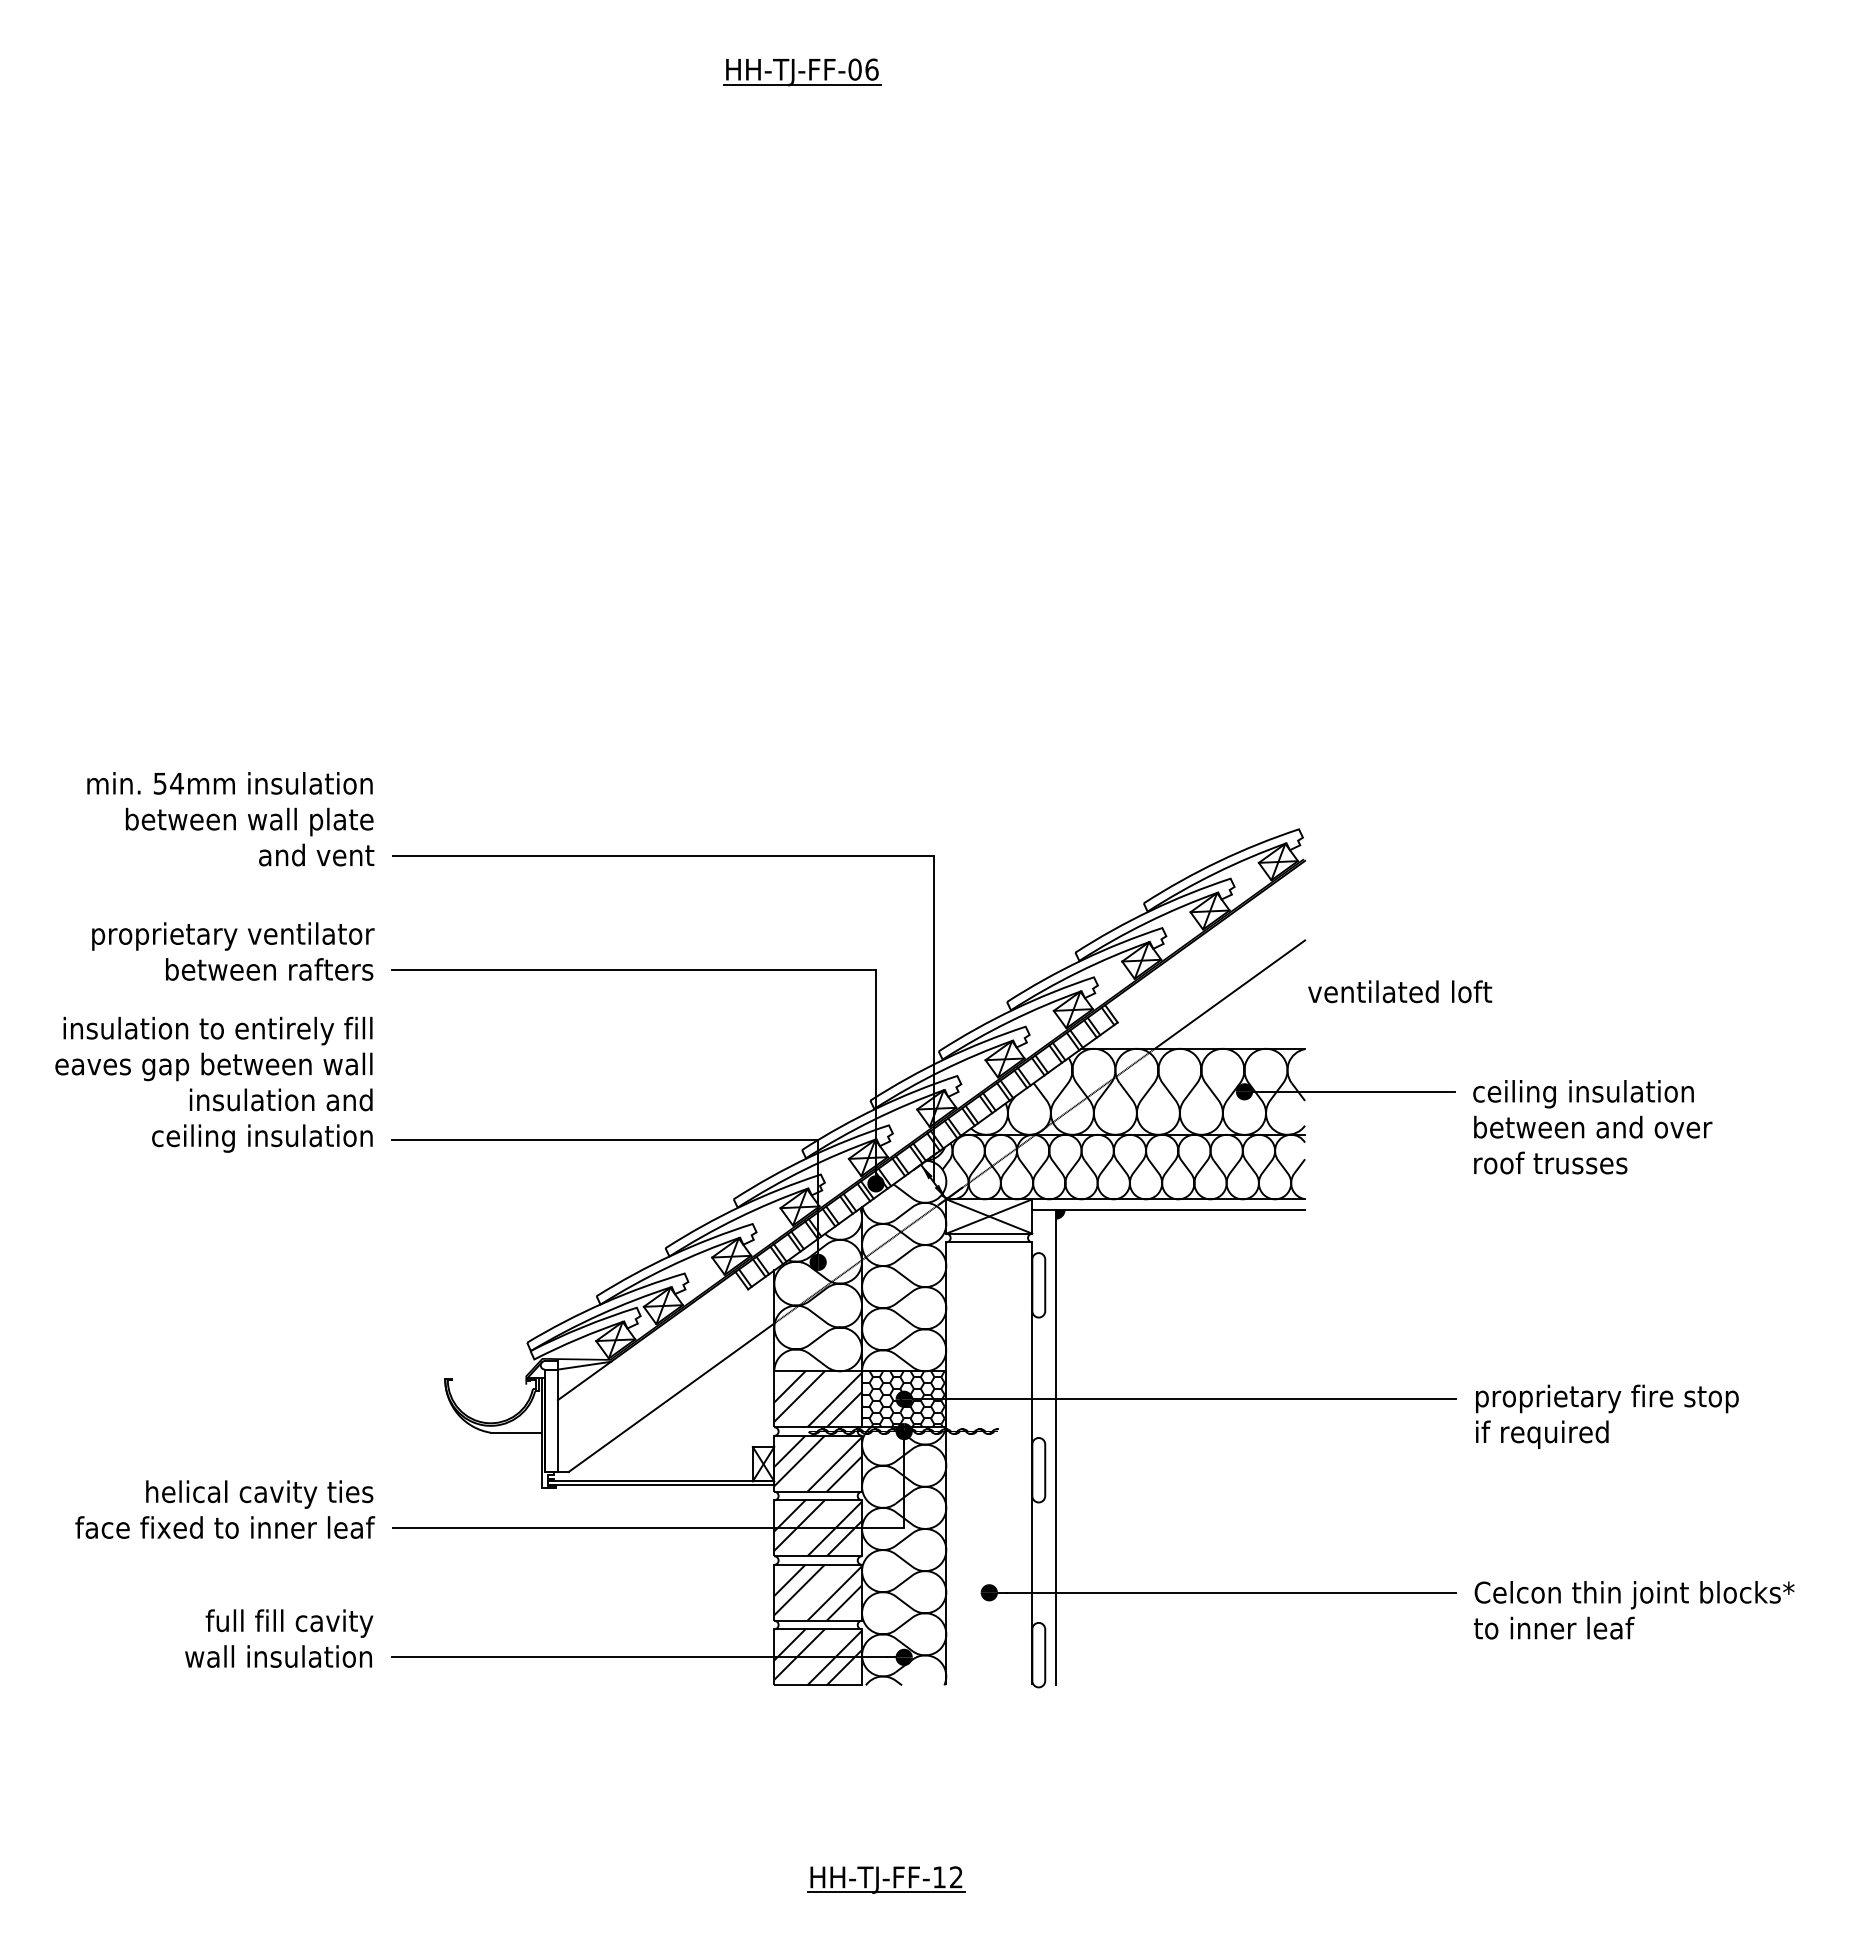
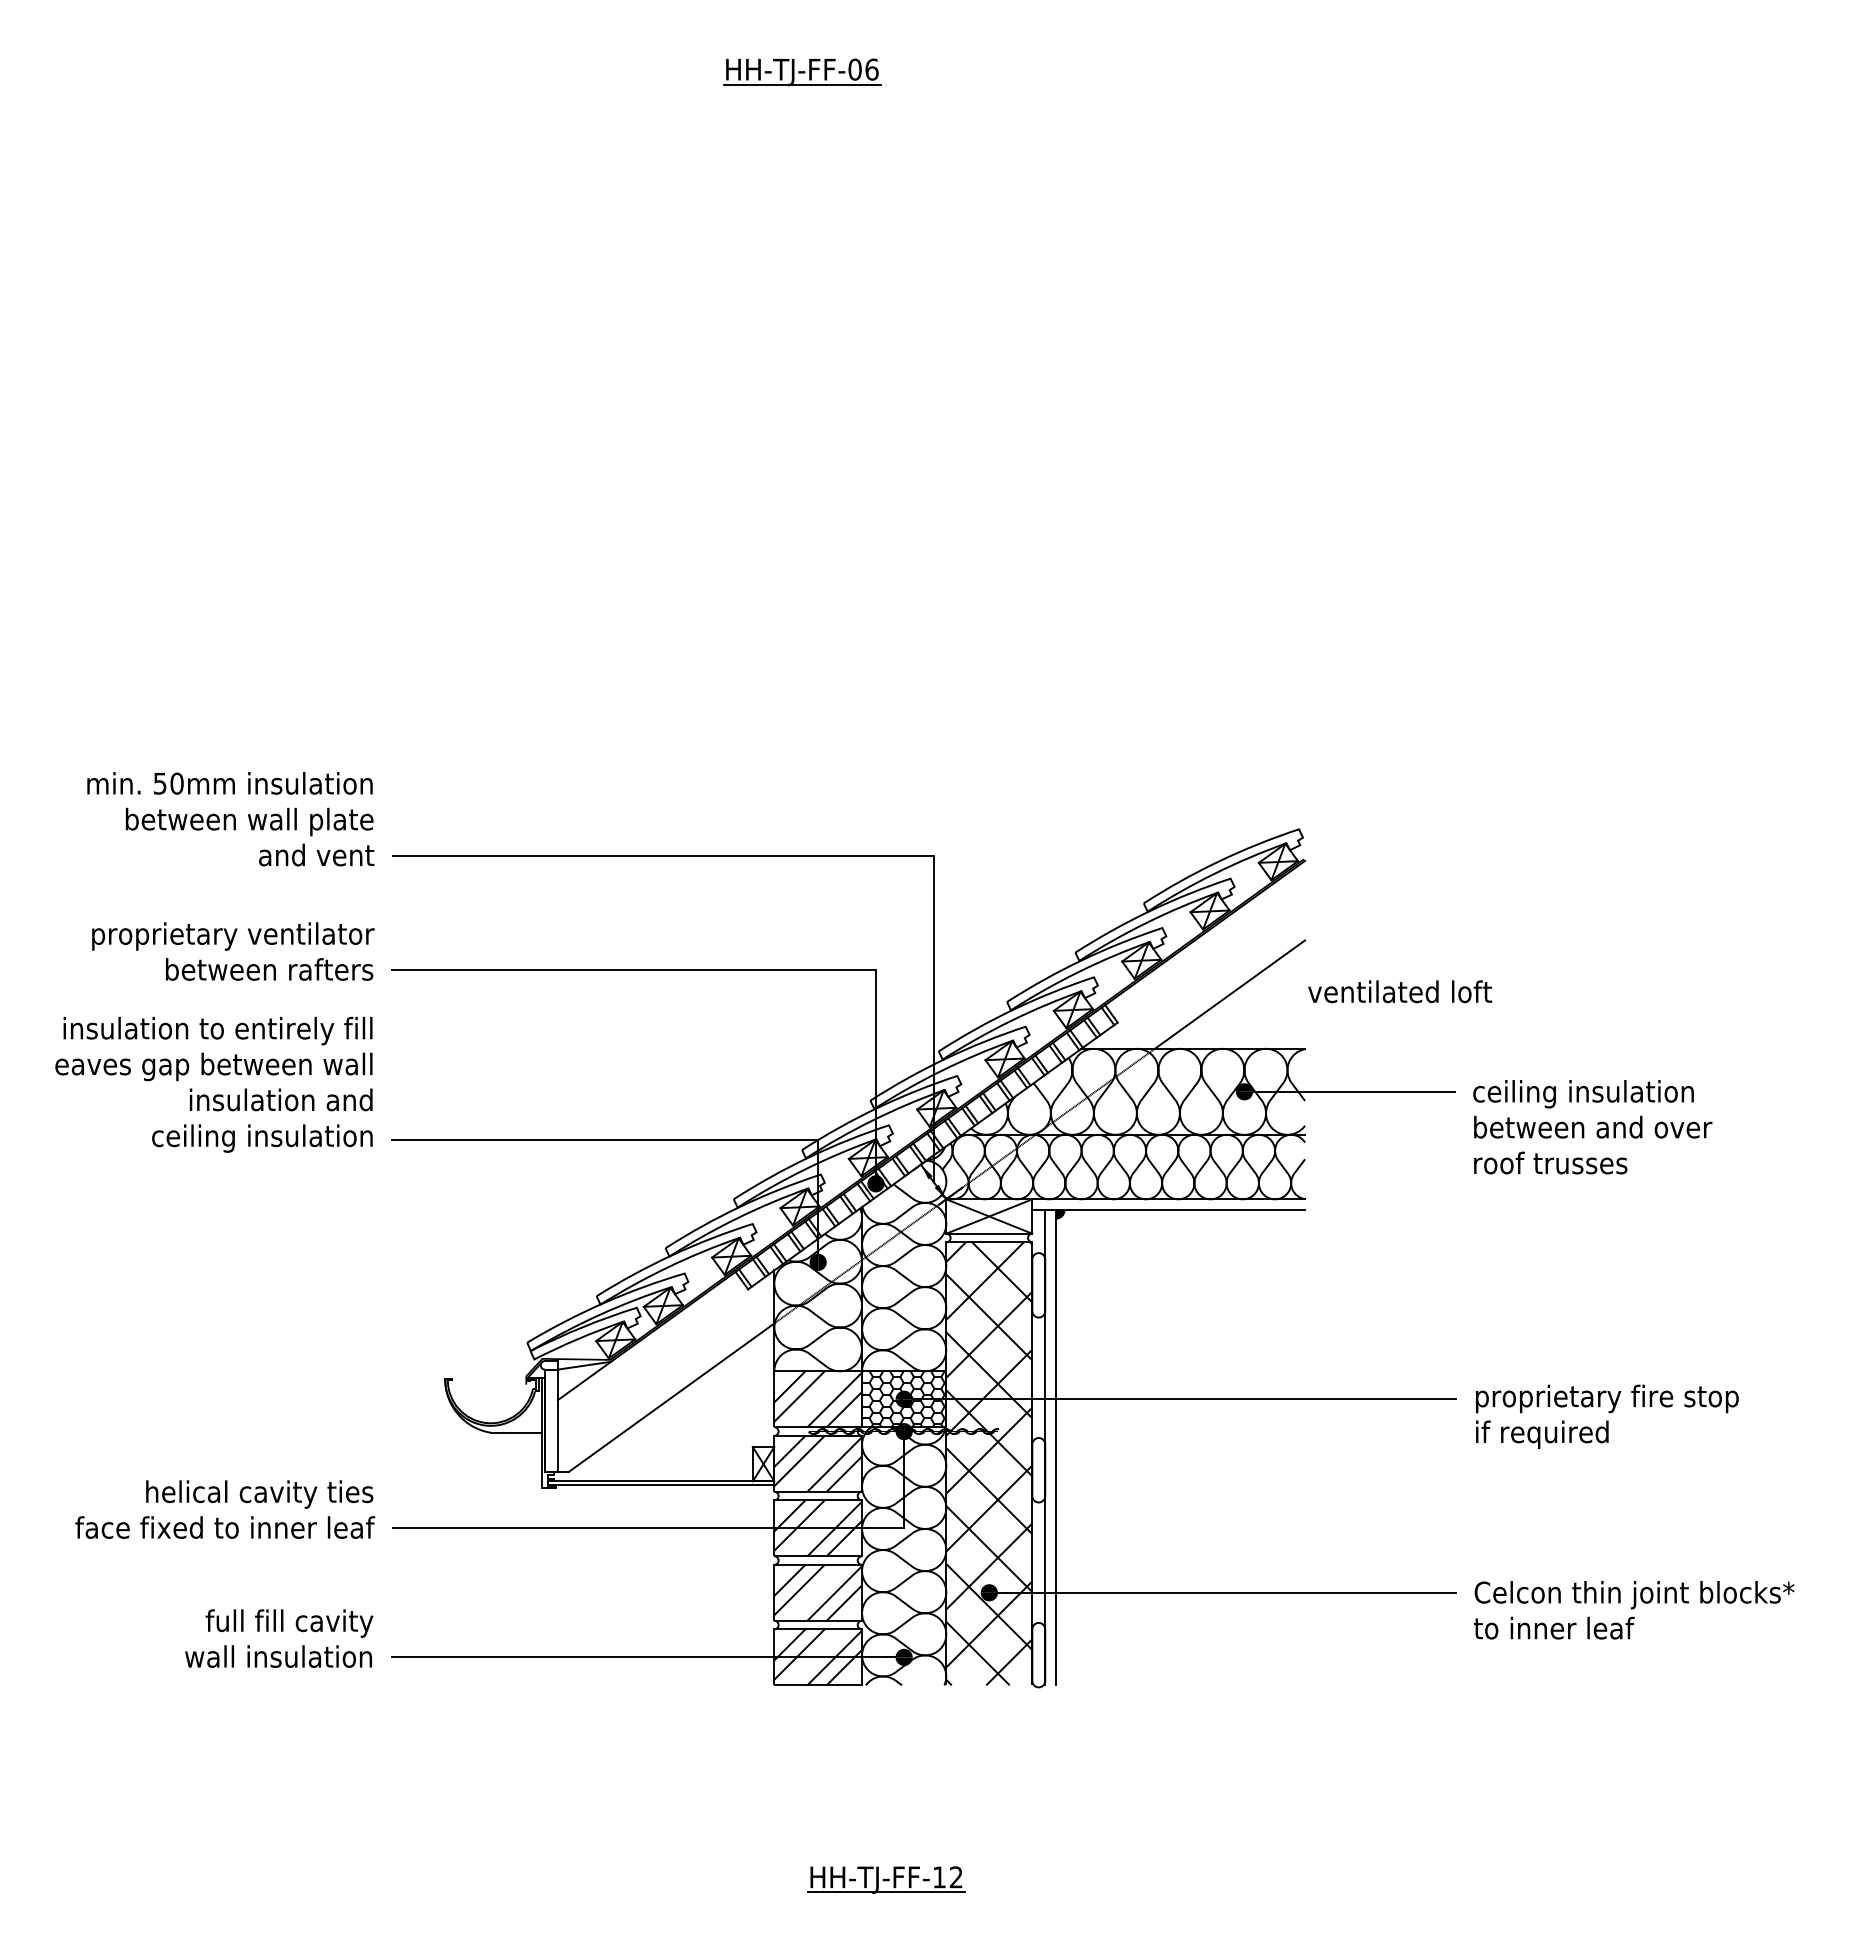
text: 54mm -> 50mm (177, 783)
line: none -> present (1045, 1447)
hatch: none -> present (989, 1463)
